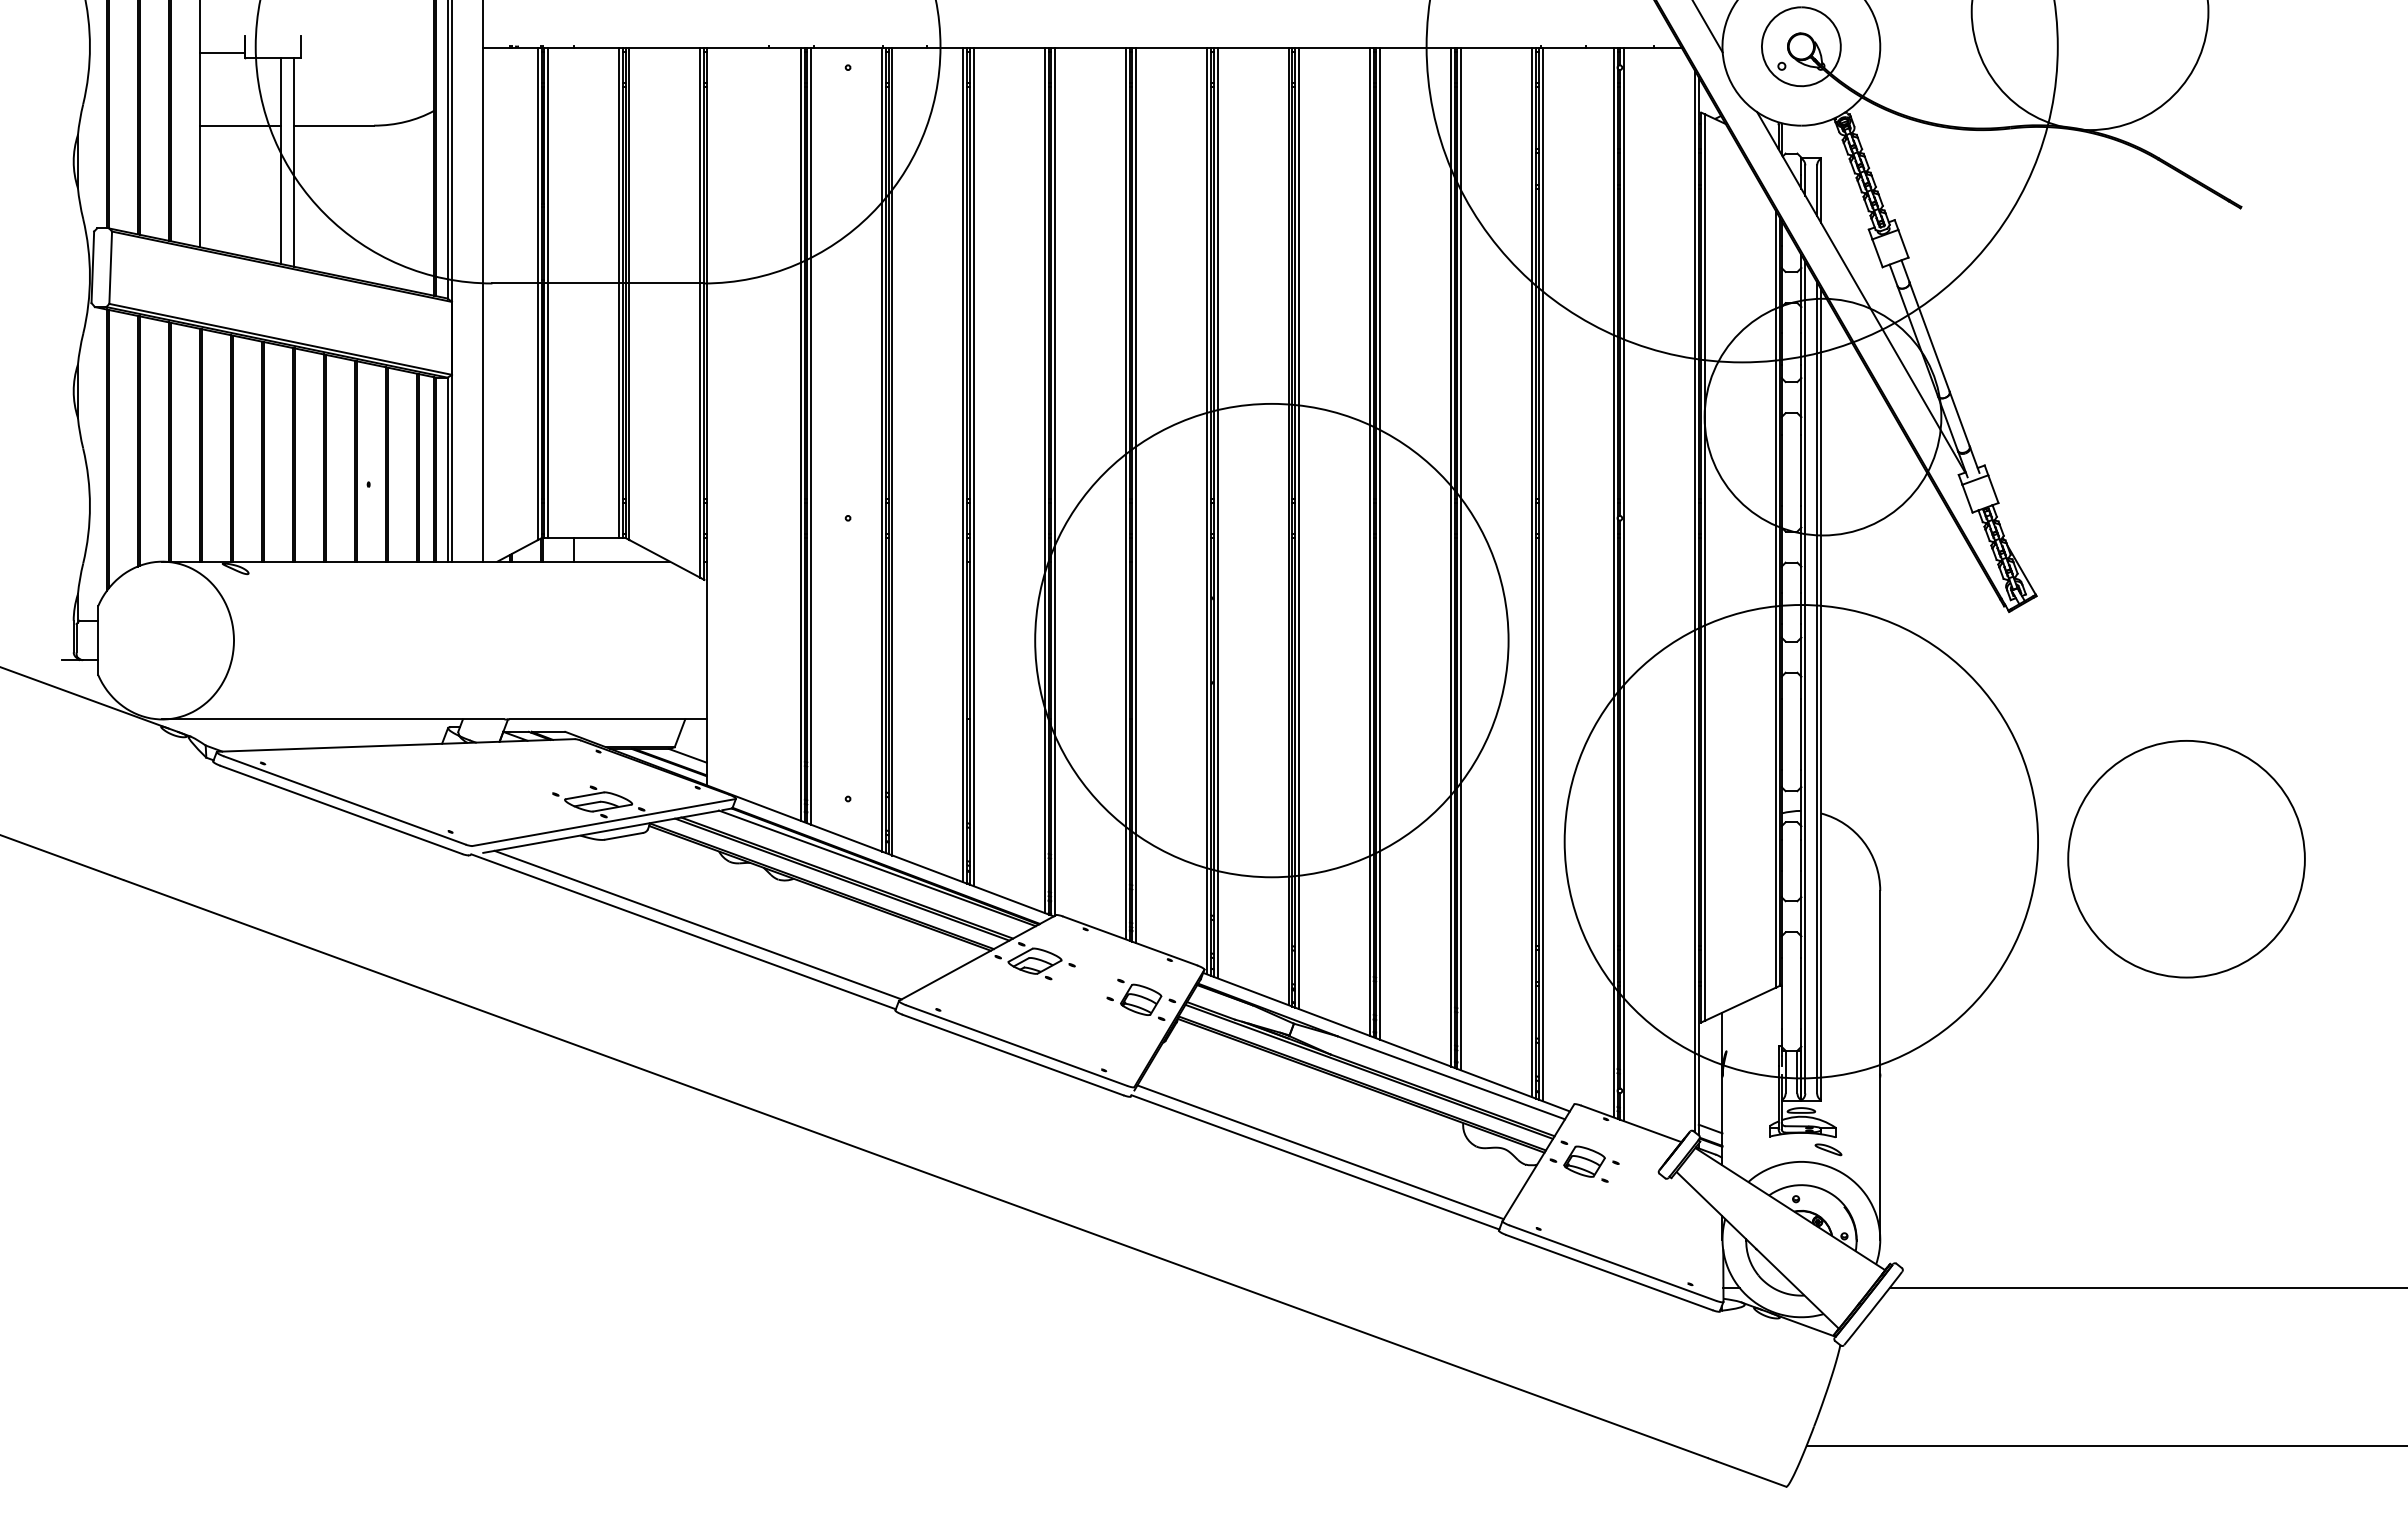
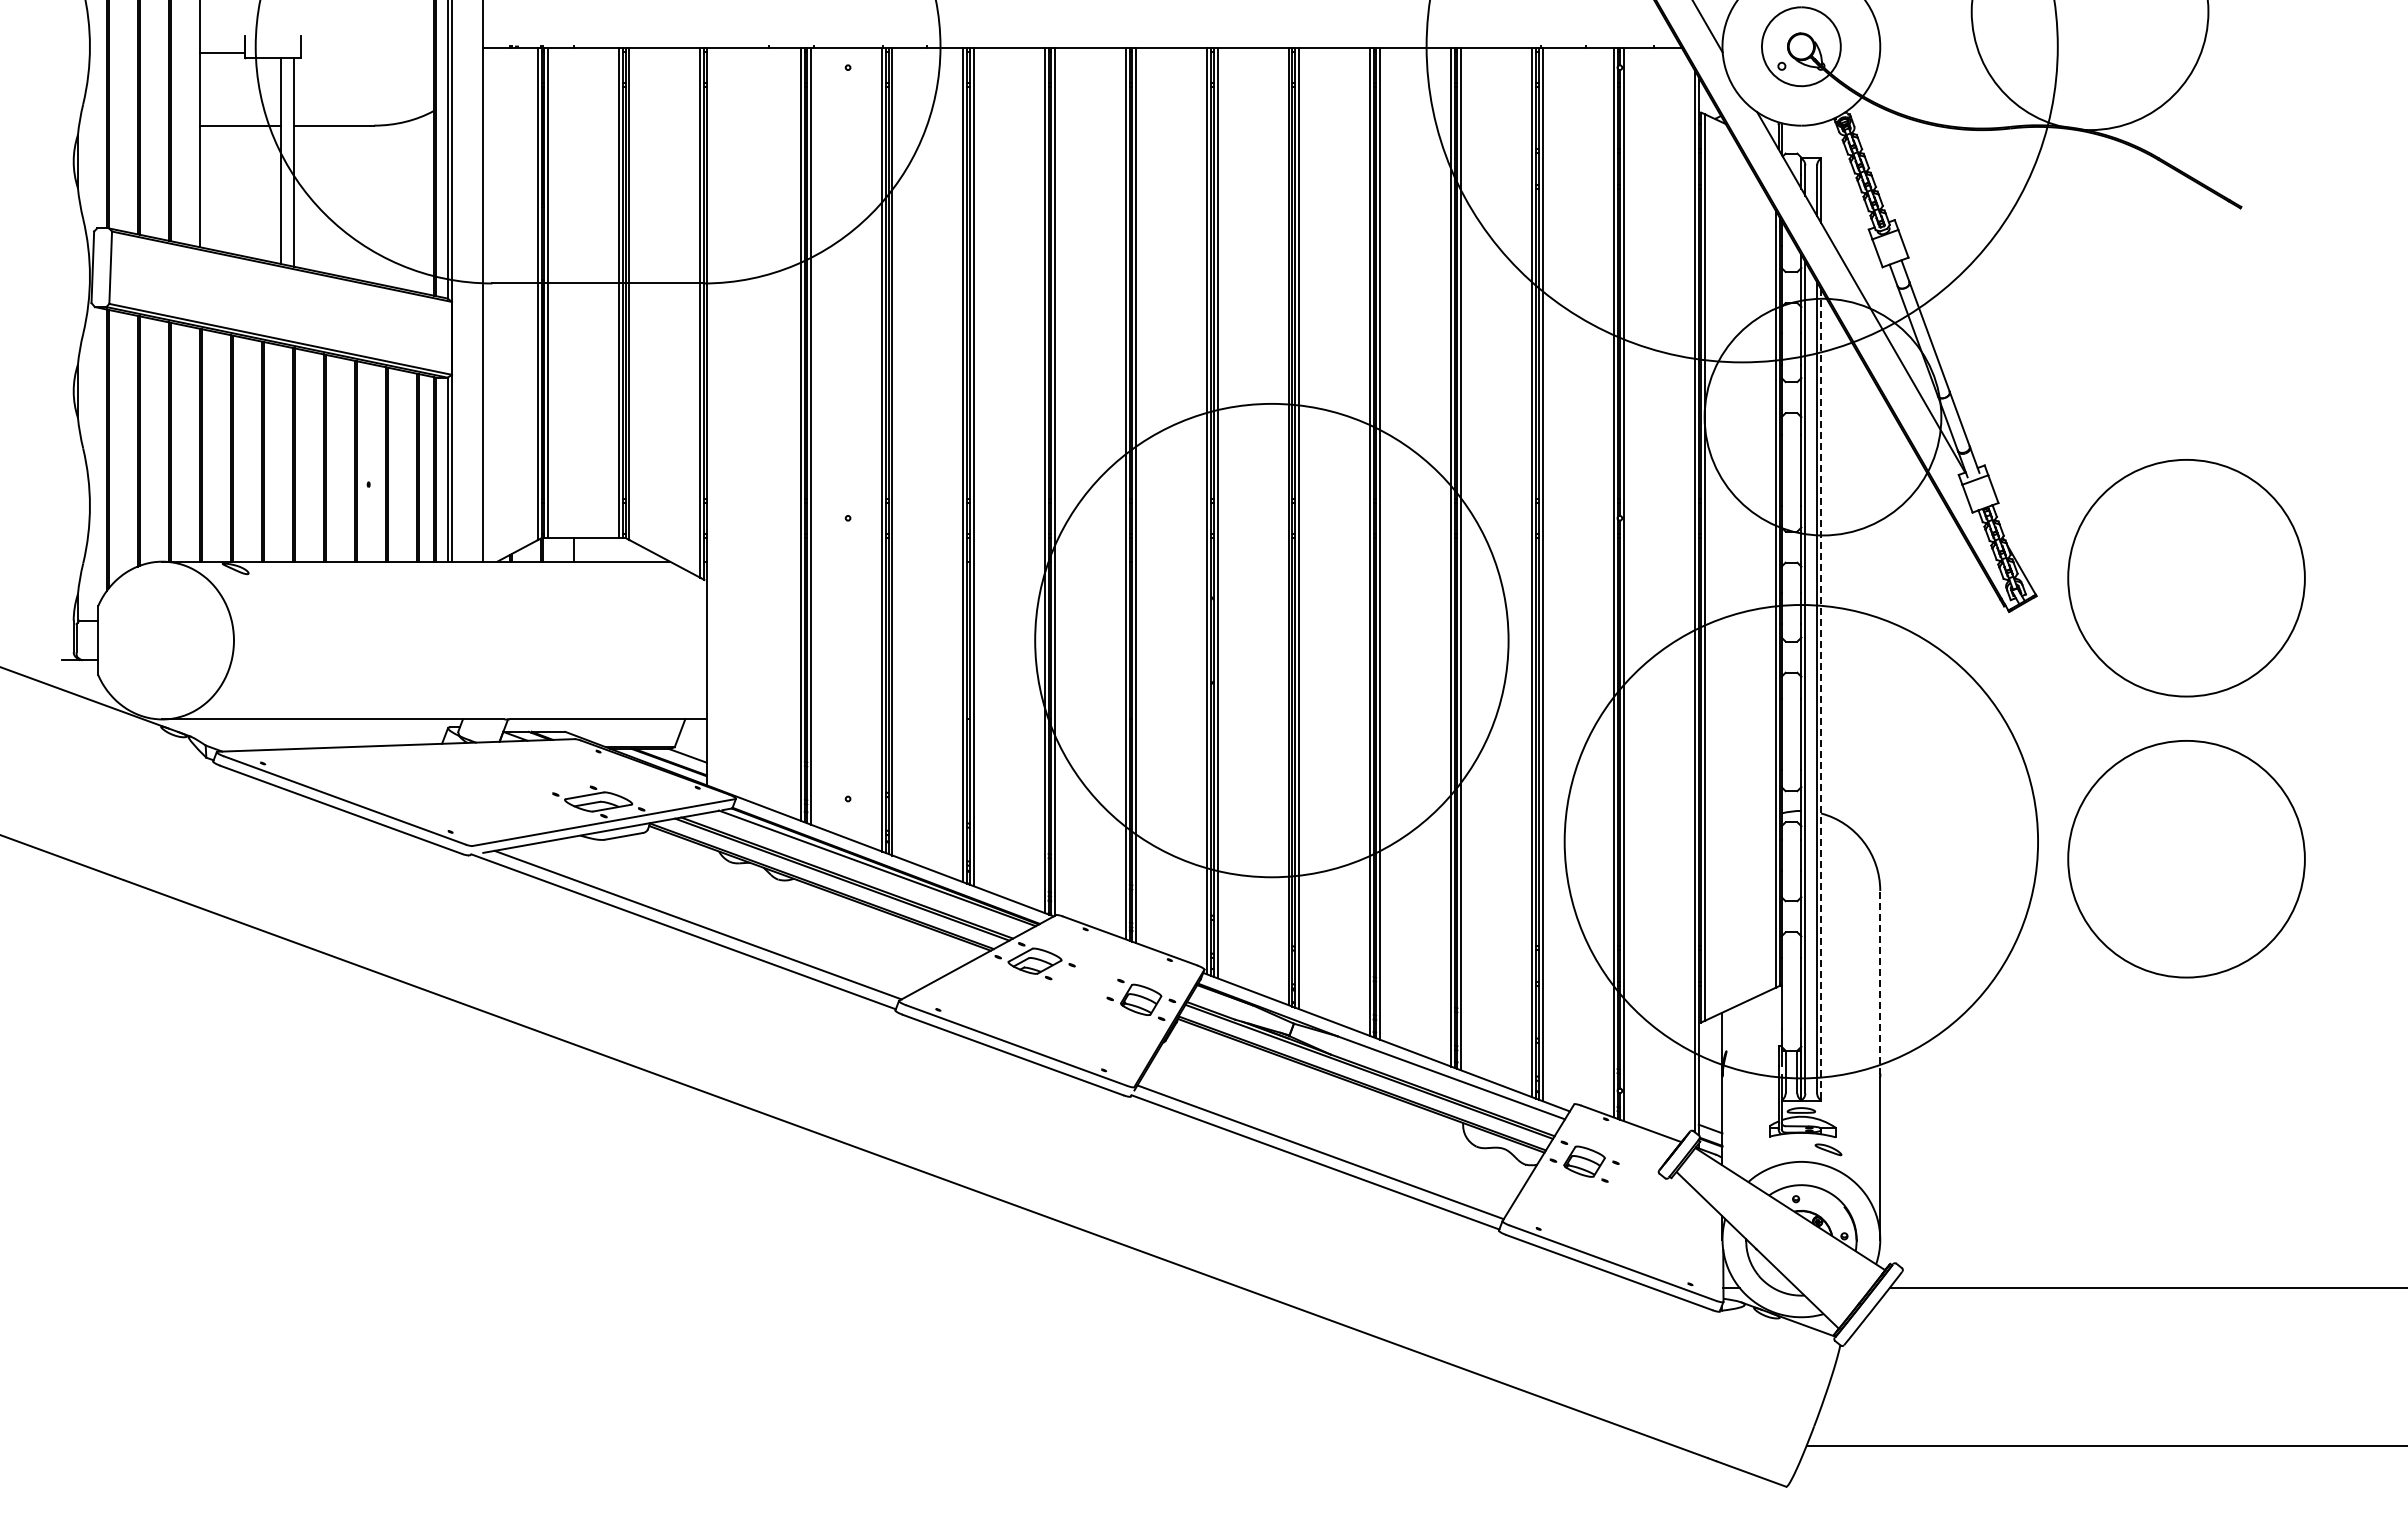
circle: none -> present (2186, 578)
line: solid -> dashed (1821, 694)
line: solid -> dashed (1880, 982)
